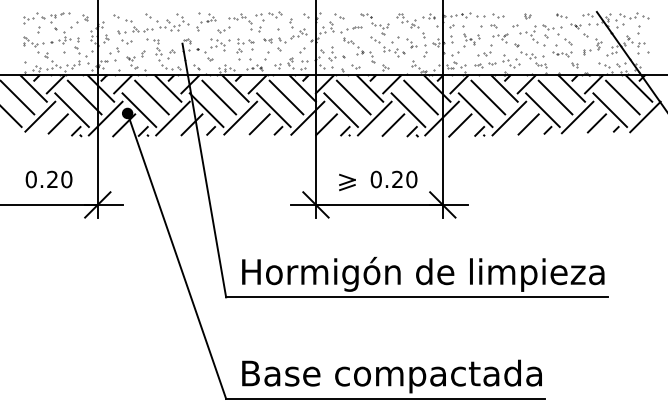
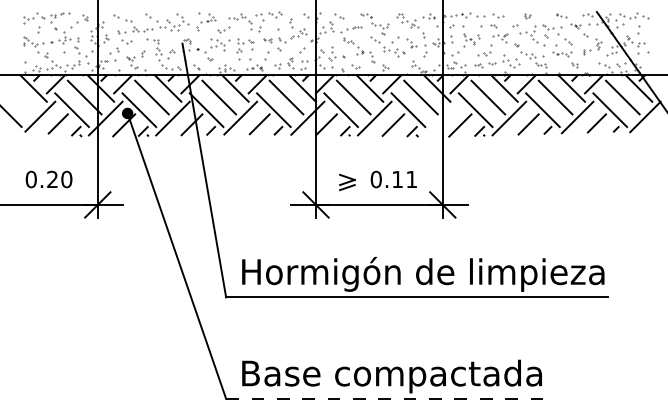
line: present -> none (18, 98)
line: present -> none (441, 118)
text: 0.20 -> 0.11 (404, 179)
line: solid -> dashed (386, 398)
